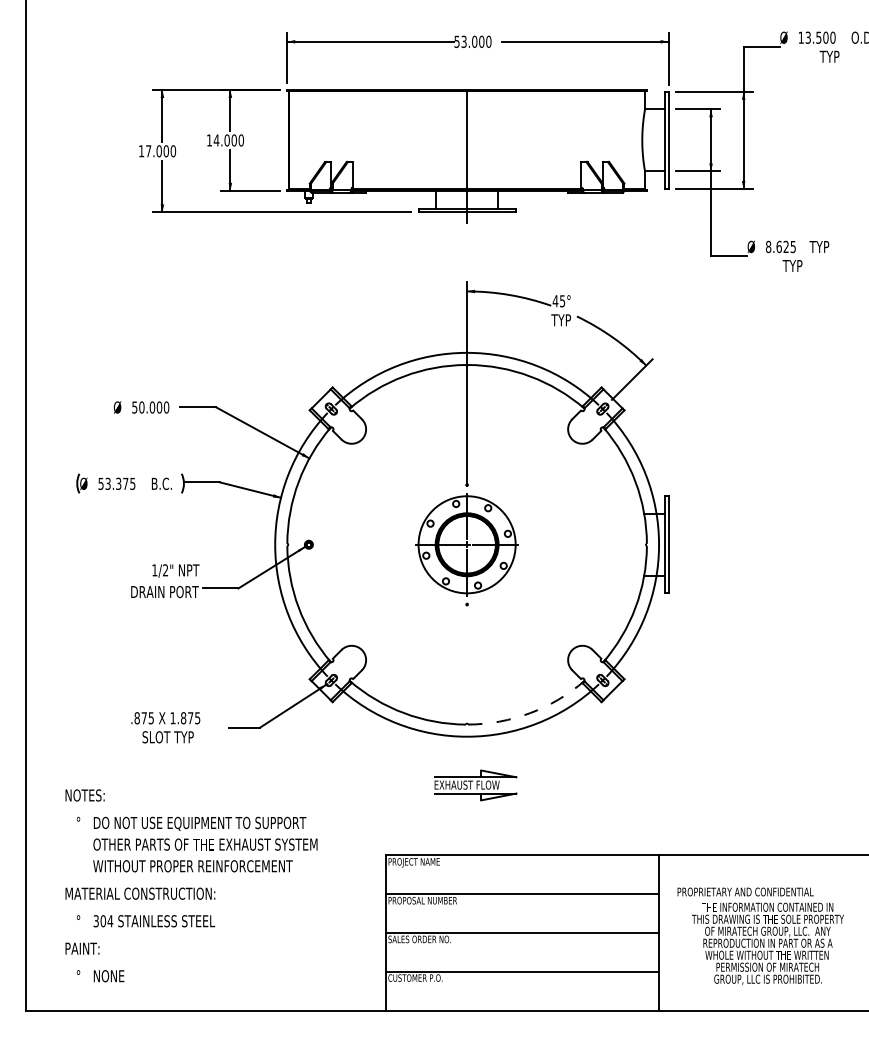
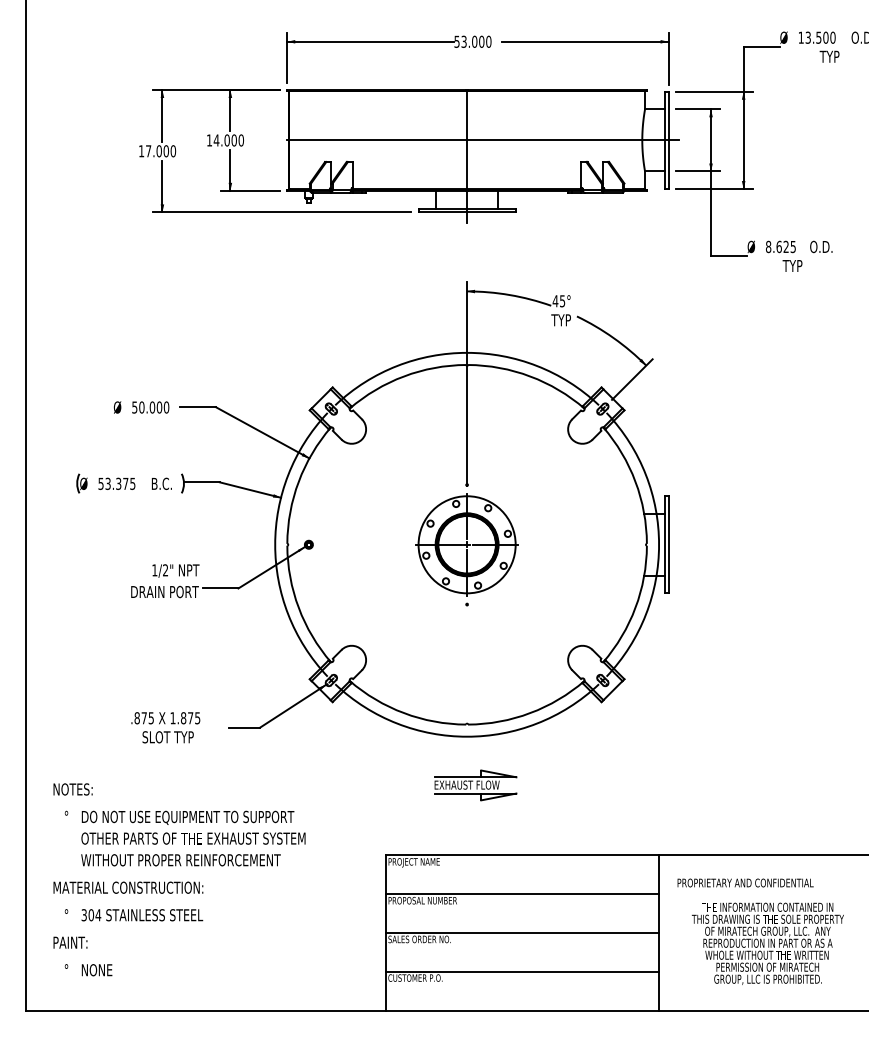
line: none -> present (483, 140)
text: TYP -> O.D. (820, 246)
arc: dashed -> solid (530, 713)
text position: (191, 885) -> (179, 879) (179, 879)
text position: (745, 891) -> (745, 882) (745, 882)
